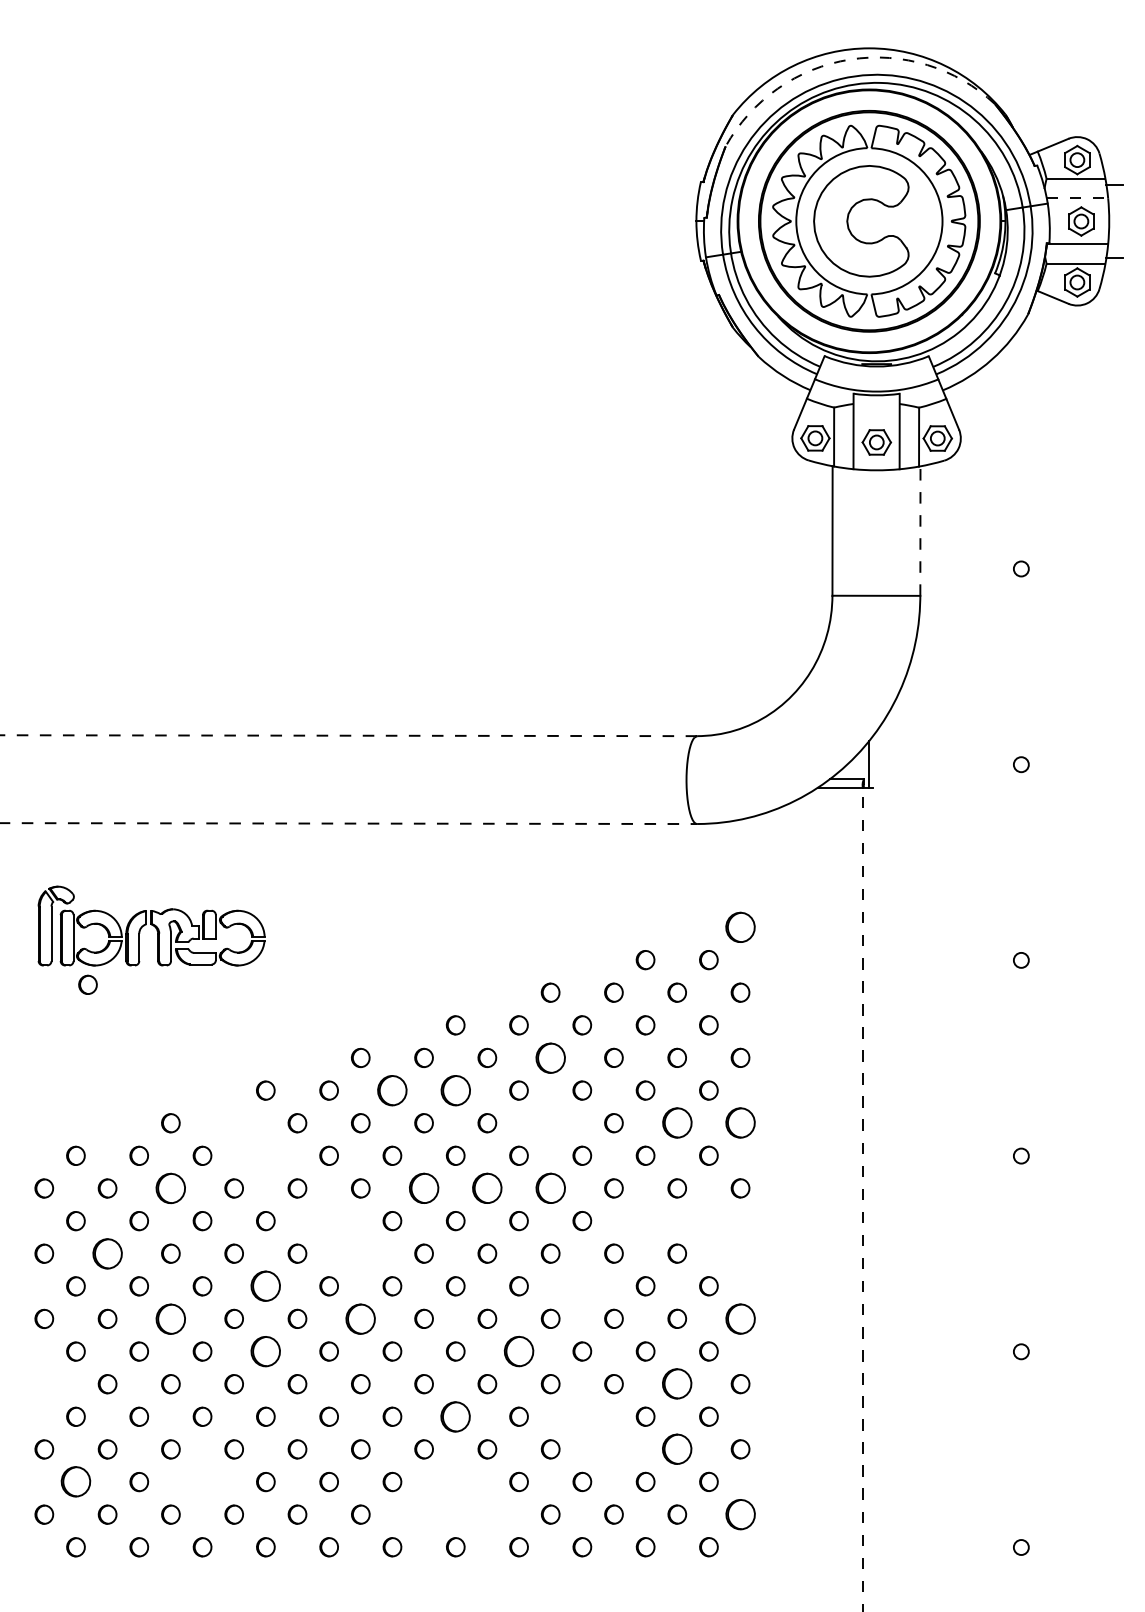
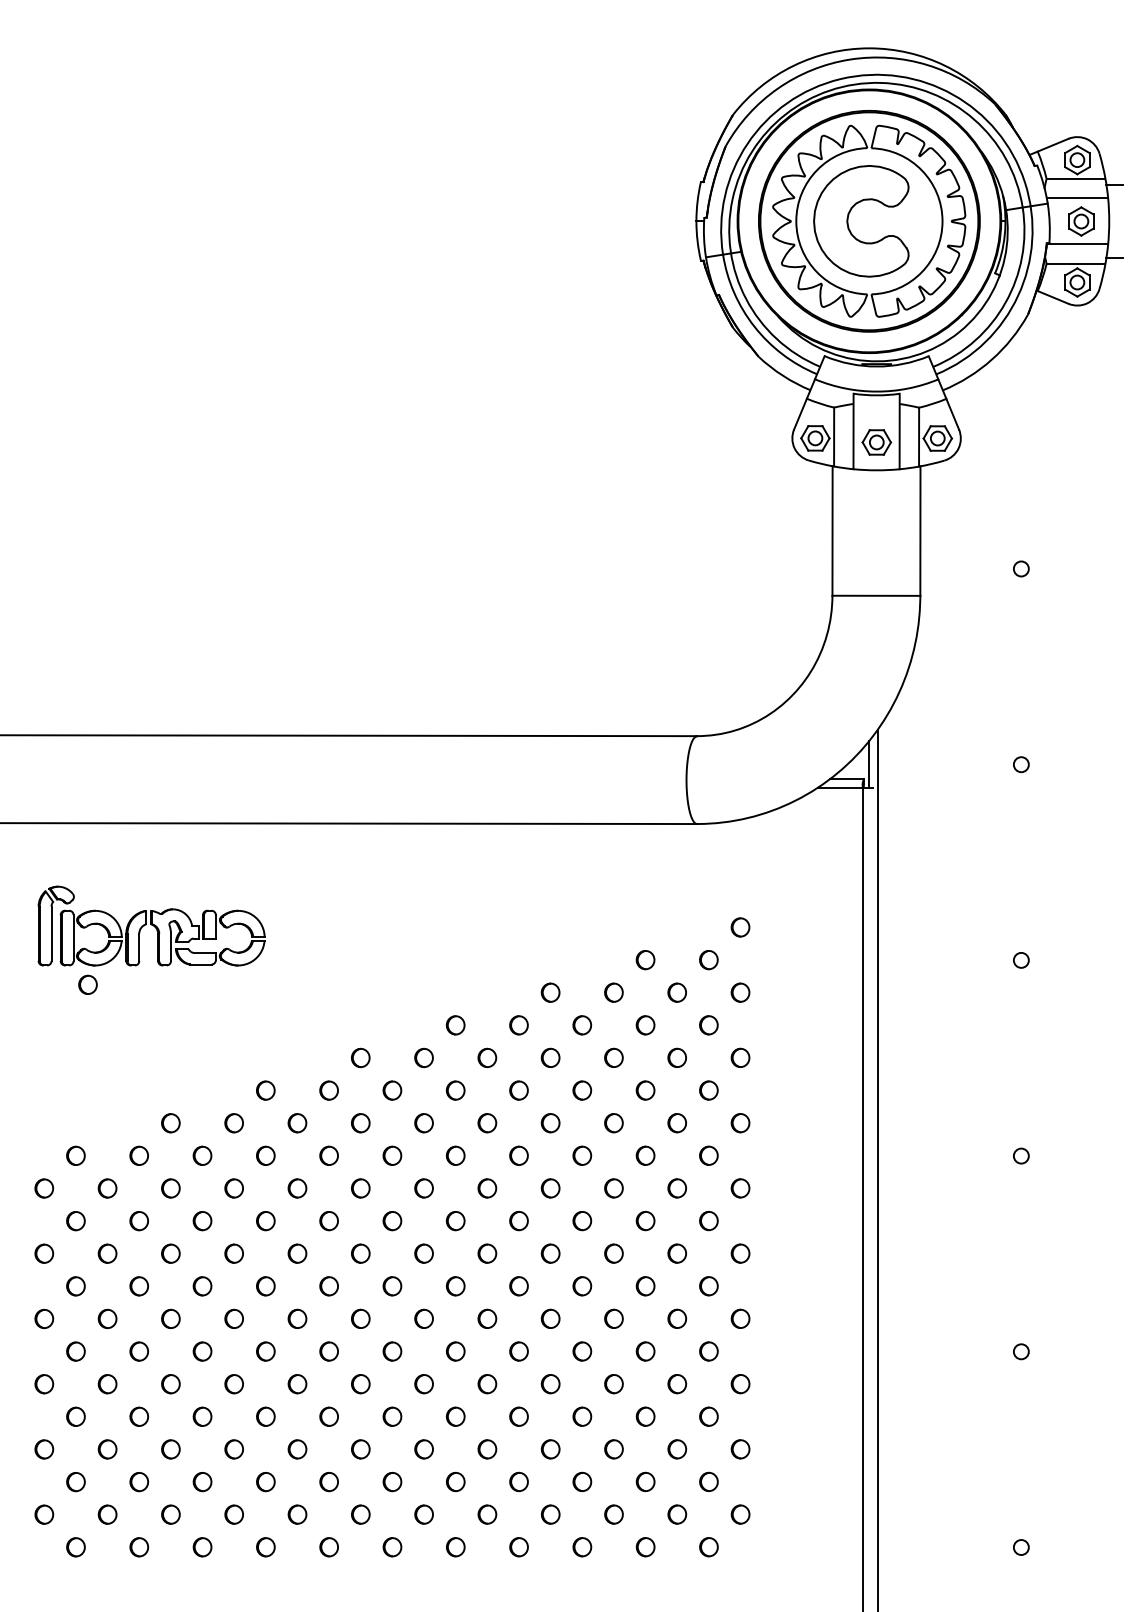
arc: dashed -> solid (849, 59)
line: dashed -> solid (1077, 198)
line: dashed -> solid (920, 531)
line: dashed -> solid (348, 735)
line: dashed -> solid (349, 823)
part size: 31x32 px -> 21x21 px (740, 927)
part size: 31x32 px -> 21x21 px (550, 1057)
part size: 31x32 px -> 21x21 px (392, 1090)
part size: 31x32 px -> 21x21 px (455, 1090)
part size: 31x32 px -> 20x21 px (676, 1123)
part size: 31x32 px -> 21x21 px (740, 1123)
part: none -> present (233, 1123)
part: none -> present (550, 1123)
part: none -> present (265, 1155)
line: none -> present (877, 1168)
part size: 31x32 px -> 20x21 px (423, 1188)
part size: 31x32 px -> 21x21 px (487, 1188)
part size: 31x32 px -> 21x21 px (550, 1188)
part size: 31x33 px -> 20x21 px (170, 1188)
line: dashed -> solid (862, 1199)
part: none -> present (645, 1220)
part: none -> present (328, 1221)
part: none -> present (708, 1221)
part size: 31x32 px -> 21x21 px (107, 1253)
part: none -> present (360, 1253)
part: none -> present (740, 1253)
part size: 31x32 px -> 20x21 px (265, 1286)
part: none -> present (582, 1286)
part size: 31x32 px -> 20x21 px (170, 1318)
part size: 31x32 px -> 20x21 px (360, 1318)
part size: 31x32 px -> 21x21 px (740, 1318)
part size: 31x32 px -> 20x21 px (265, 1351)
part size: 32x33 px -> 20x21 px (518, 1351)
part size: 31x32 px -> 21x21 px (677, 1384)
part: none -> present (44, 1384)
part size: 31x32 px -> 20x21 px (455, 1416)
part: none -> present (582, 1416)
part size: 31x32 px -> 21x21 px (677, 1449)
part: none -> present (613, 1449)
part size: 32x32 px -> 20x21 px (75, 1482)
part: none -> present (455, 1481)
part: none -> present (202, 1482)
part: none -> present (423, 1514)
part: none -> present (487, 1514)
part size: 31x32 px -> 21x21 px (740, 1514)
